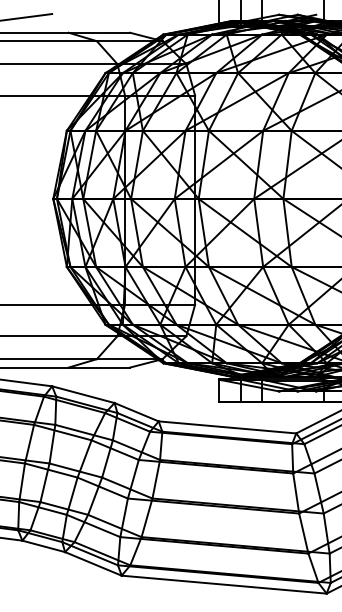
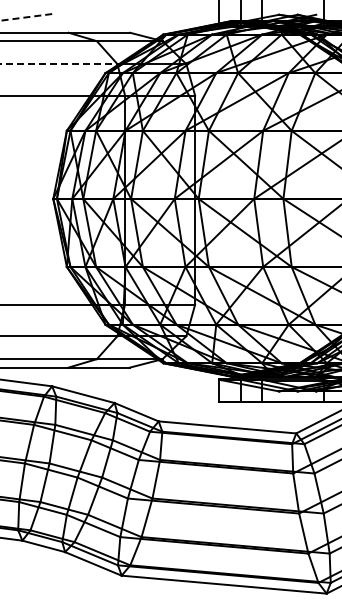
line: solid -> dashed (25, 17)
line: solid -> dashed (59, 64)
